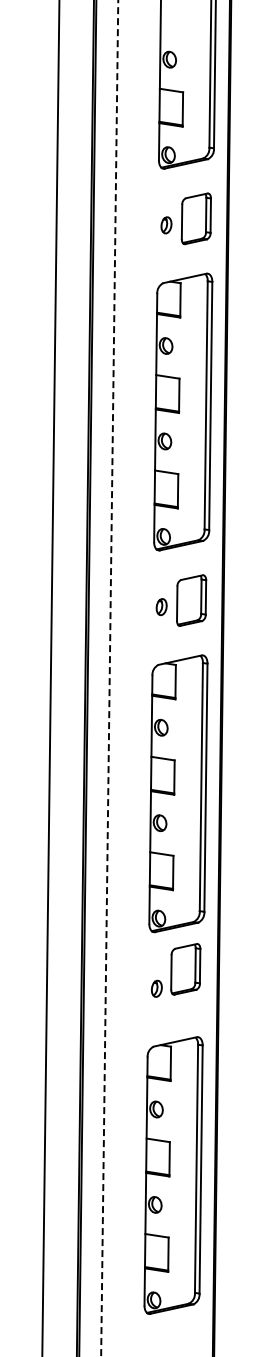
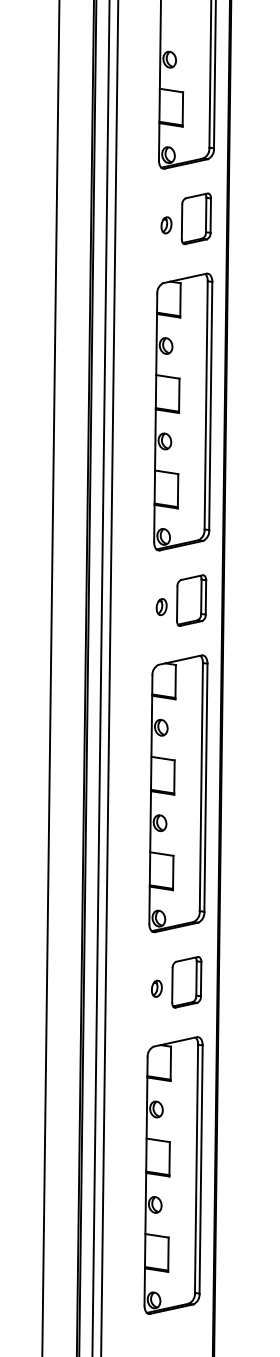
line: none -> present (100, 677)
line: dashed -> solid (109, 677)
part position: (185, 969) -> (186, 982) (186, 982)
